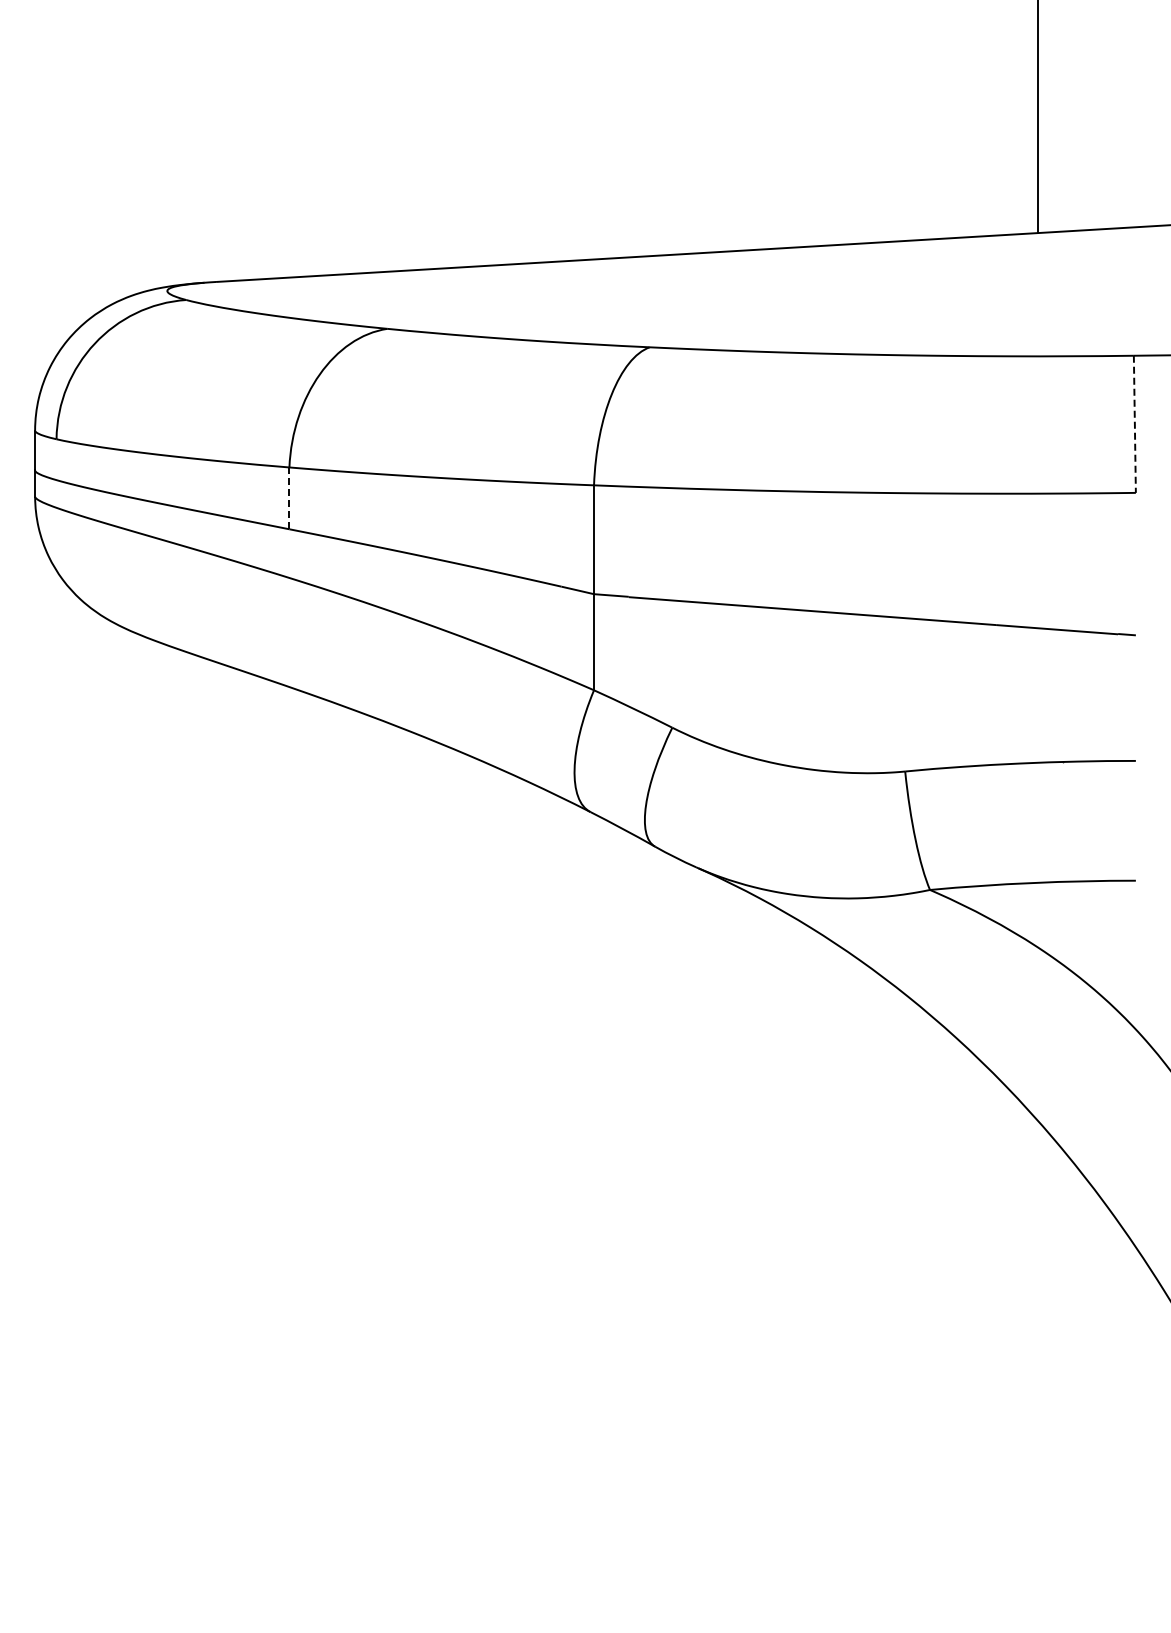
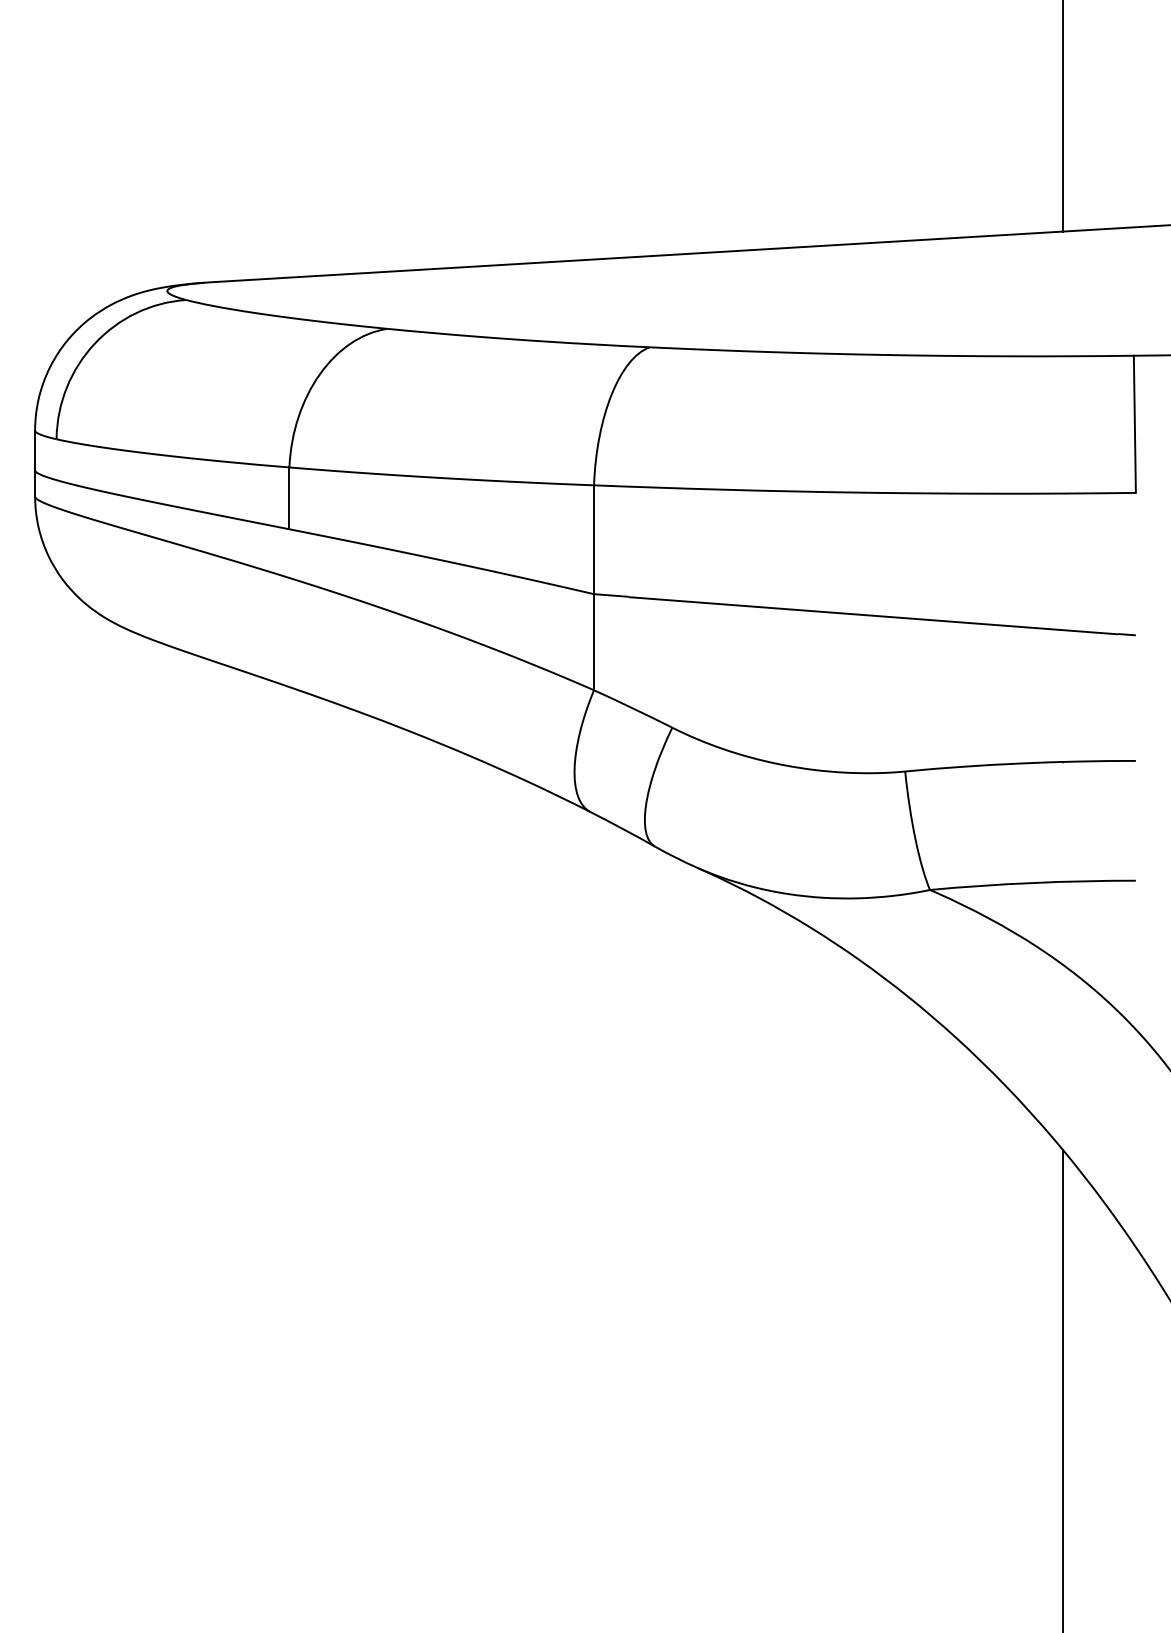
line position: (1038, 116) -> (1063, 116) (1063, 116)
line: dashed -> solid (1134, 424)
line: dashed -> solid (289, 498)
line: none -> present (1063, 1389)
